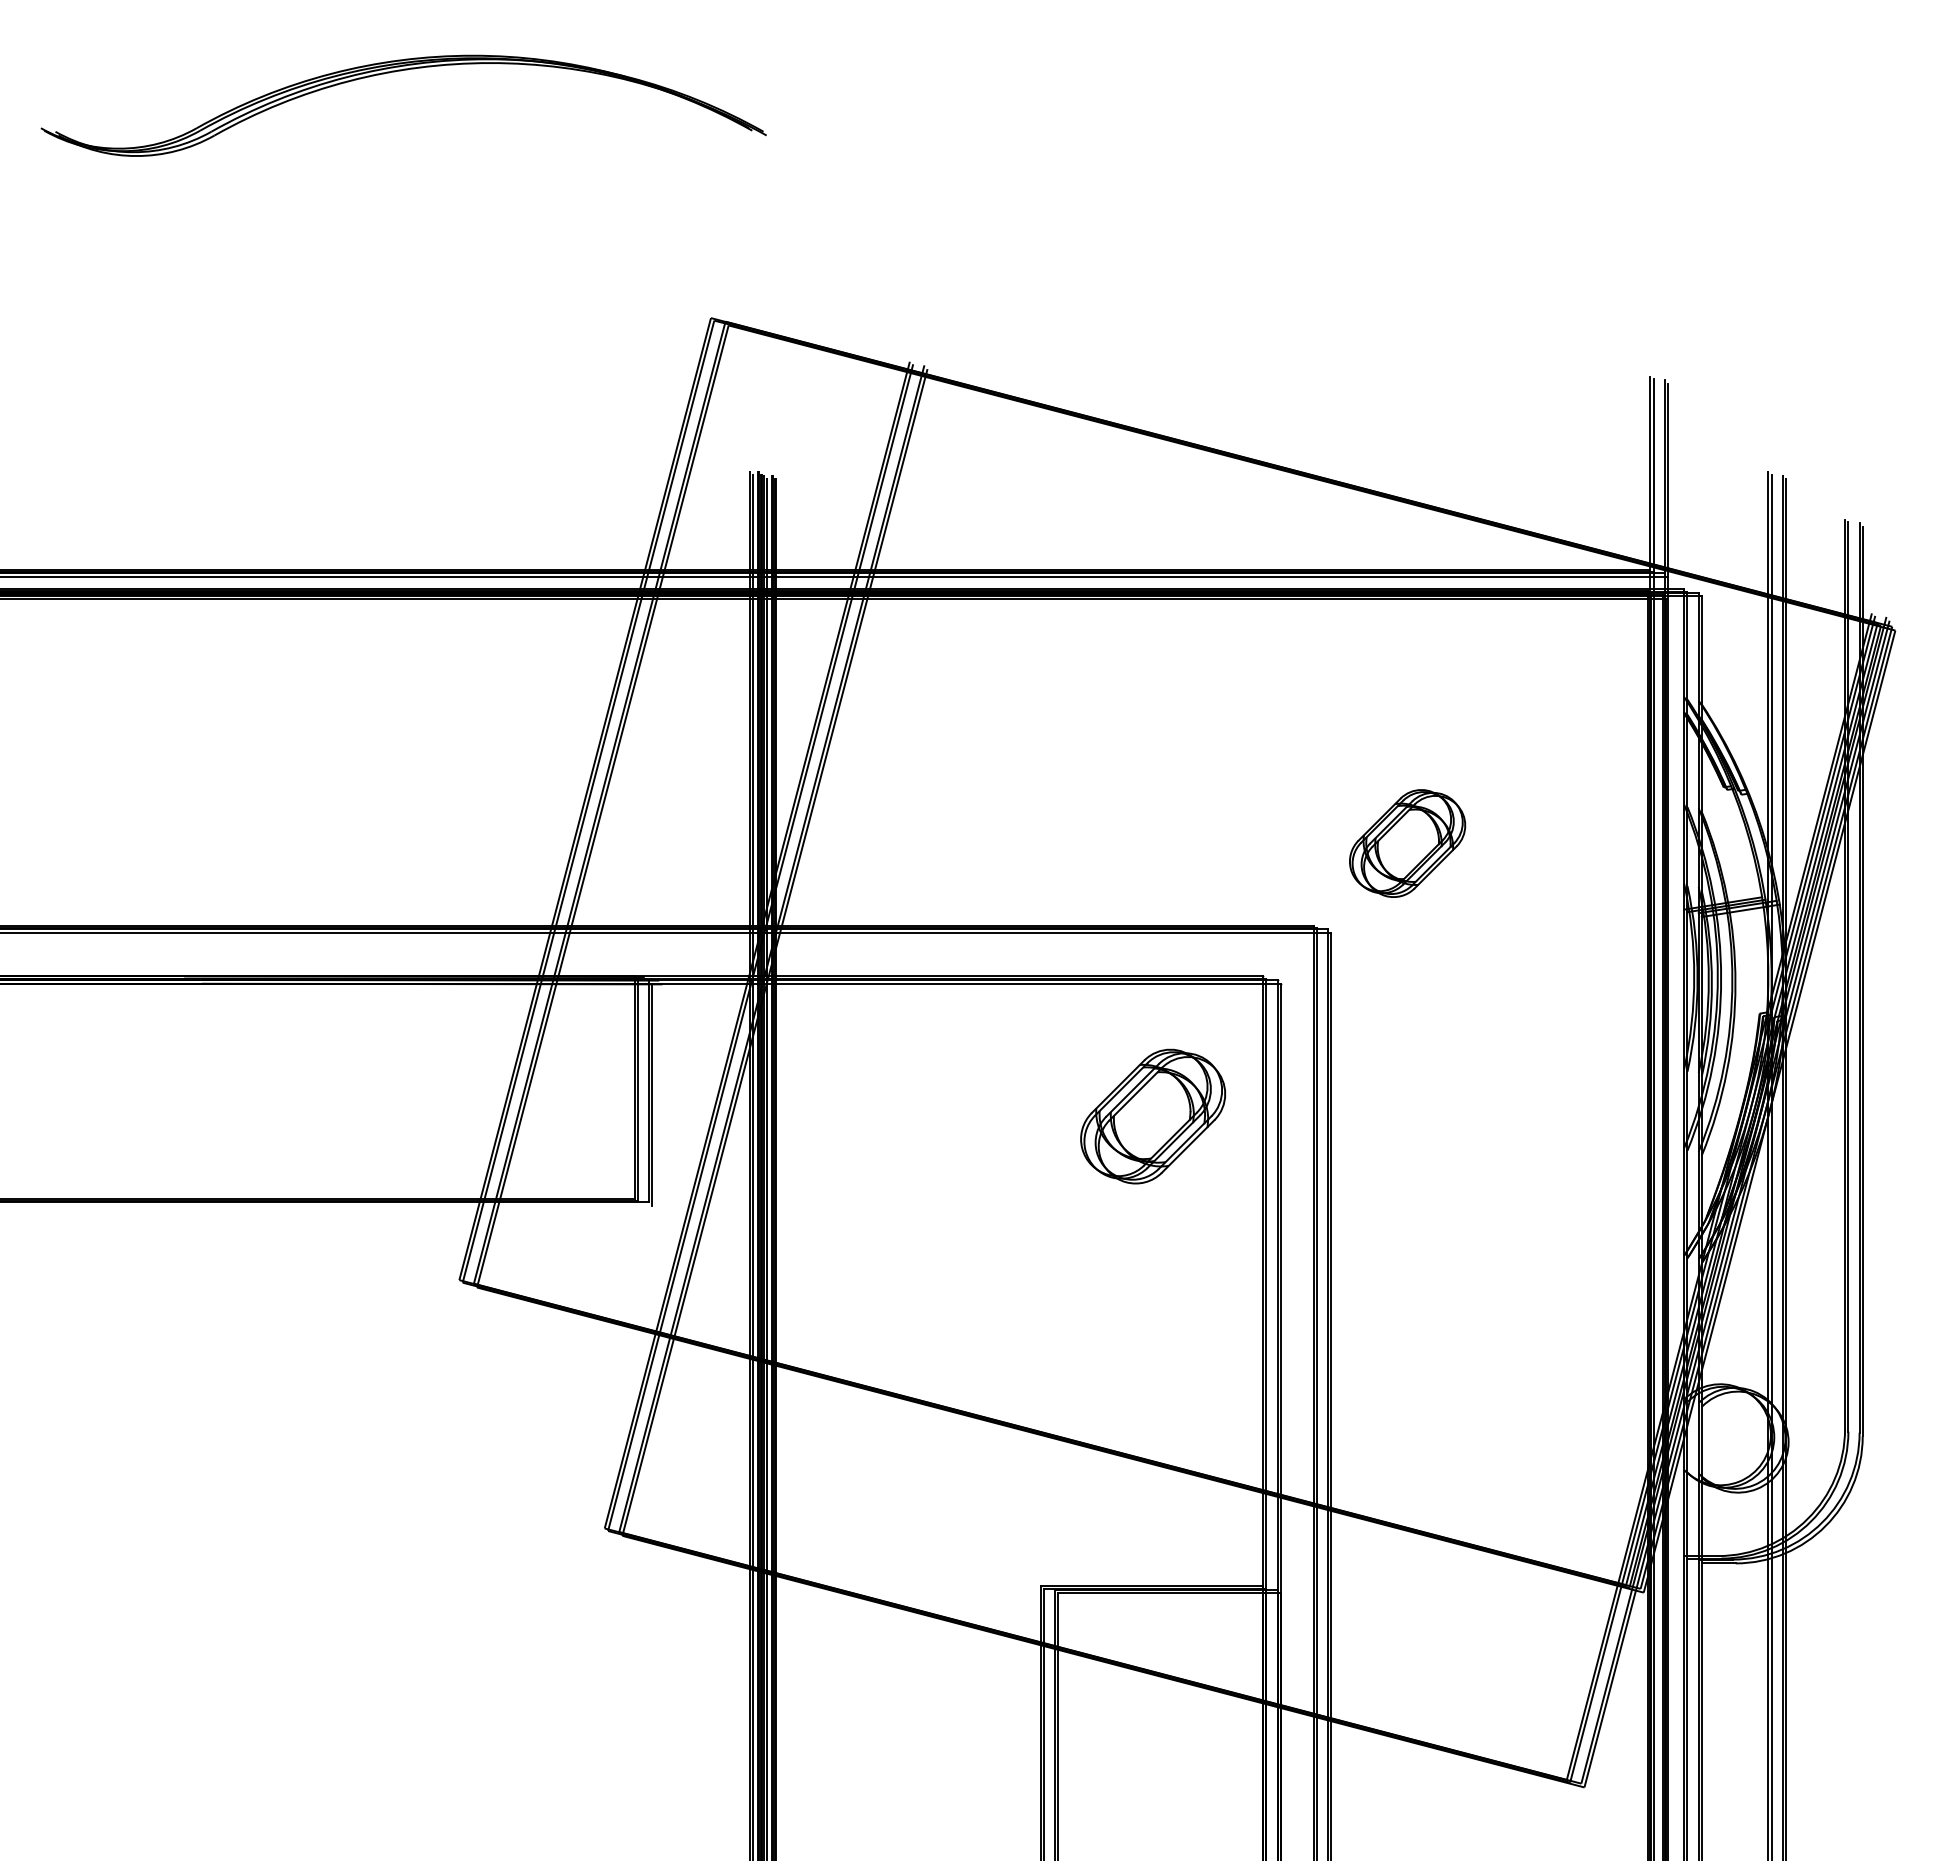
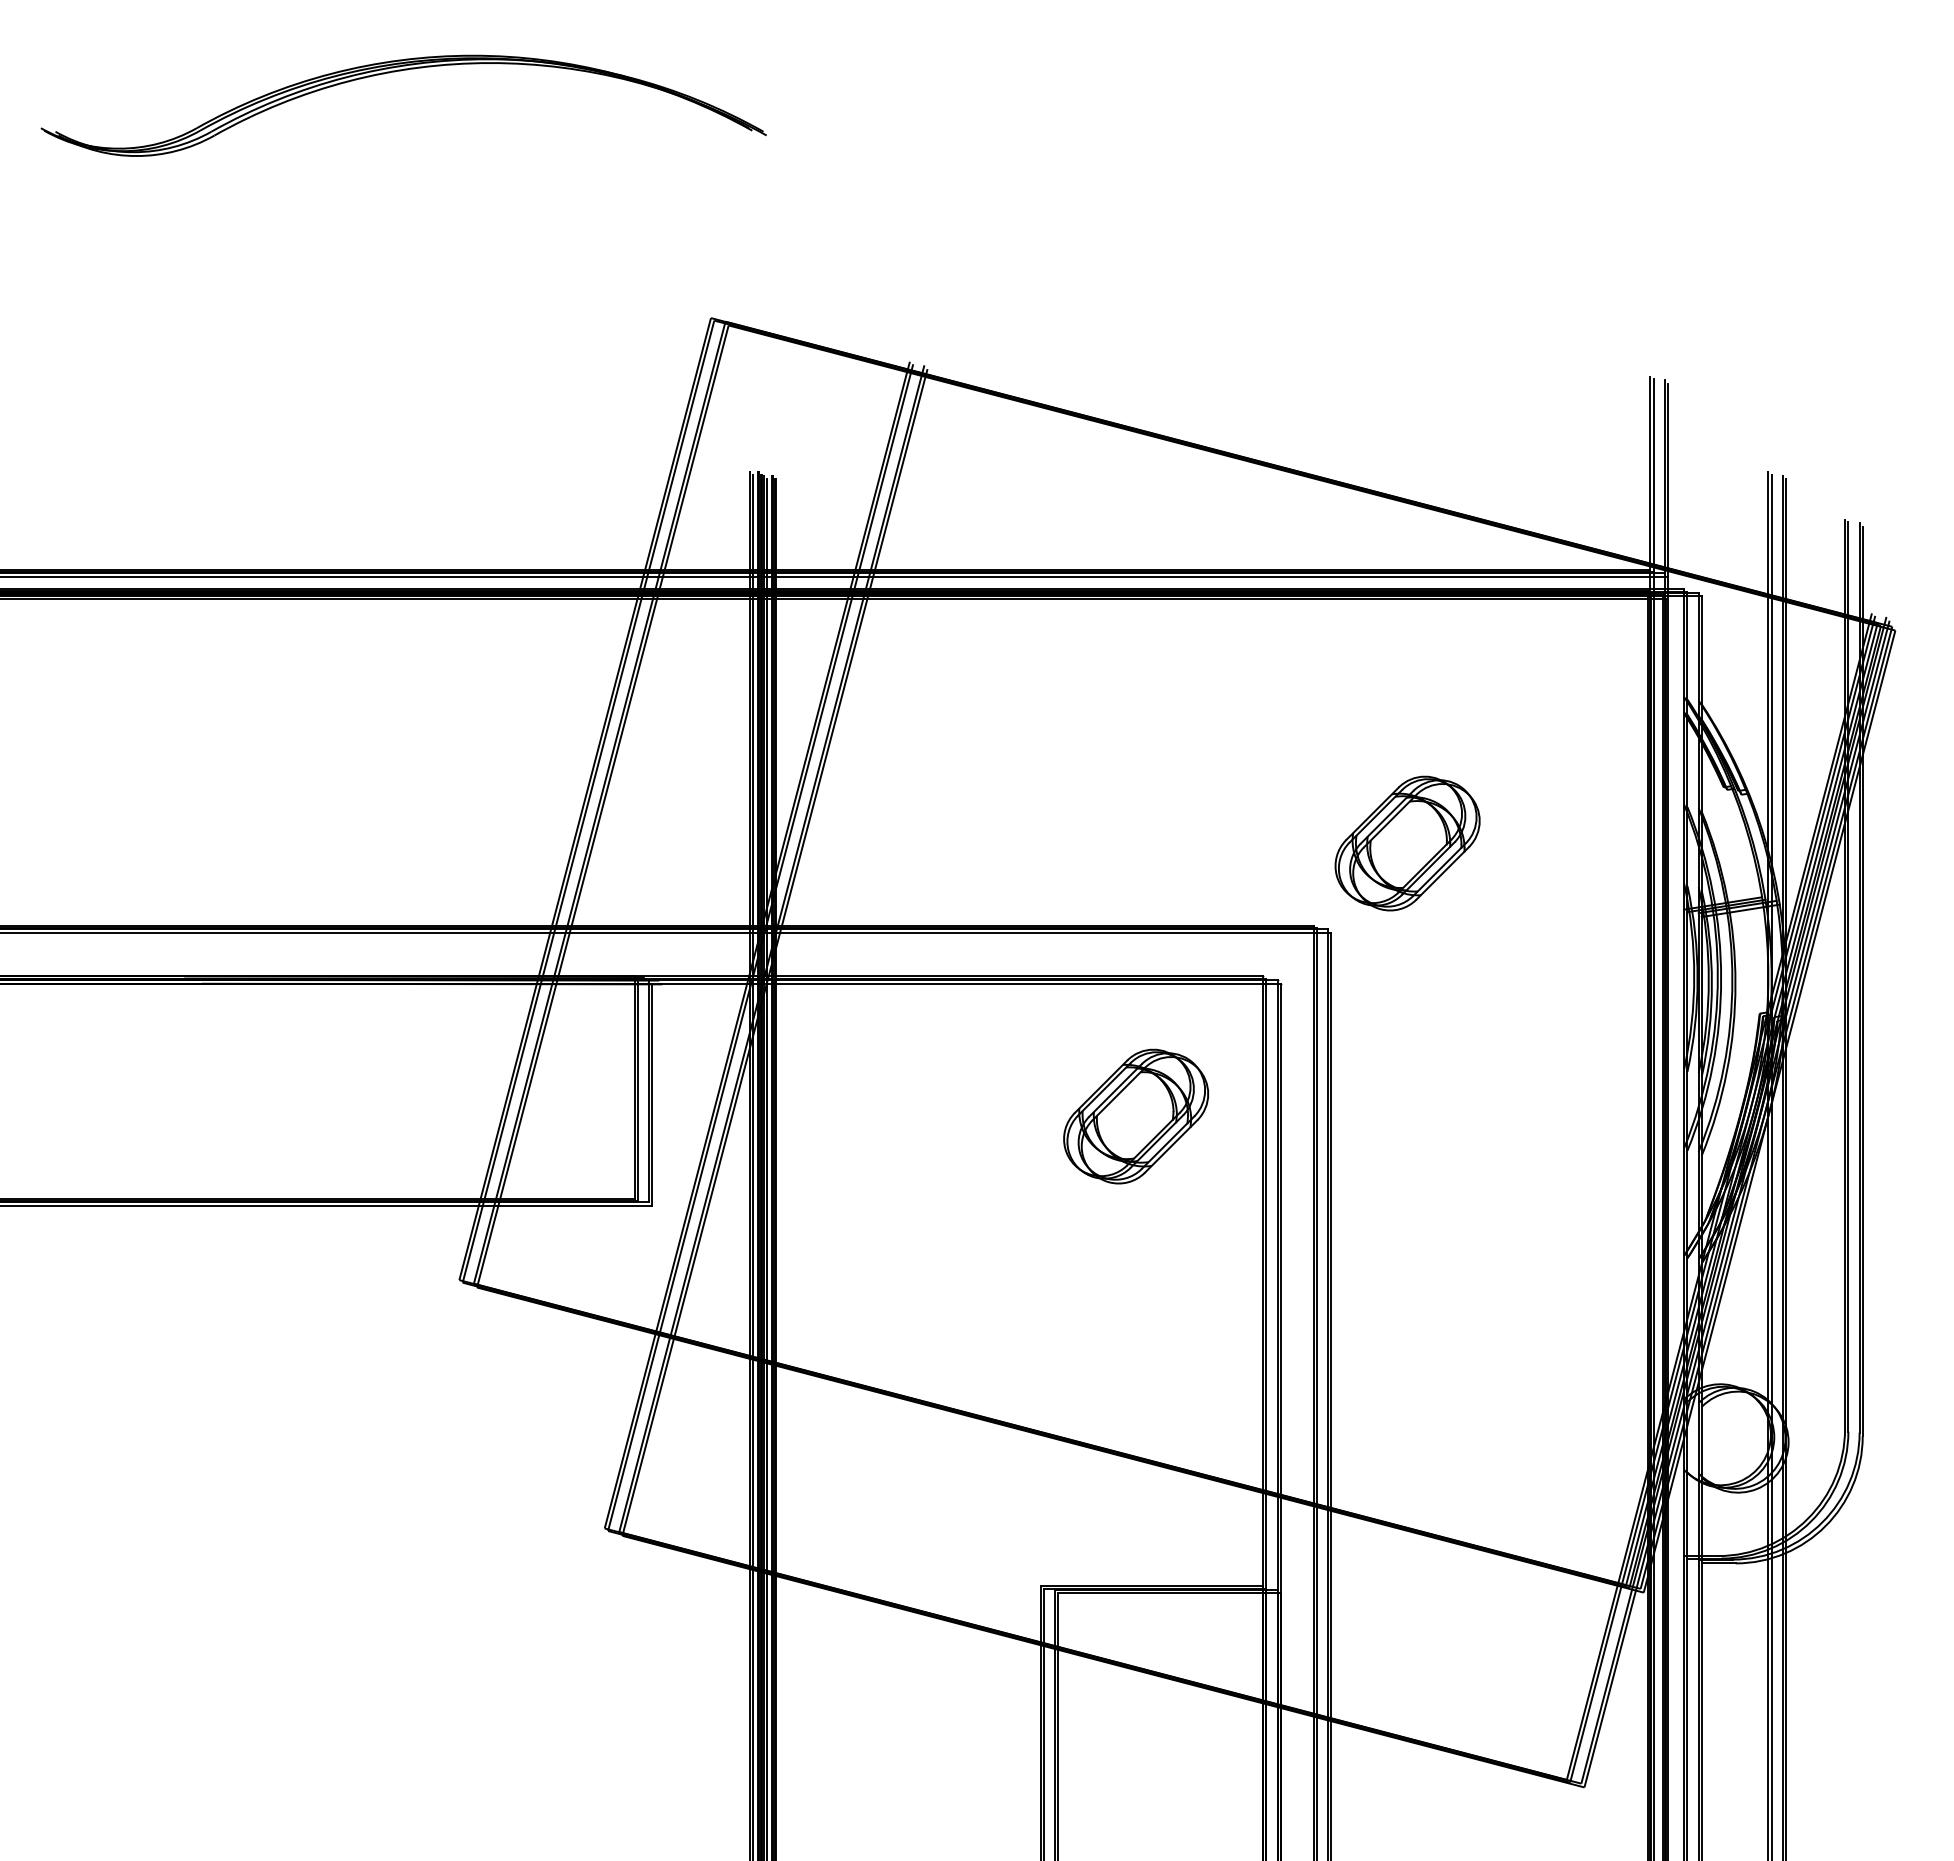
part size: 118x109 px -> 147x137 px (1407, 843)
part position: (1152, 1116) -> (1135, 1116) (1135, 1116)
line: none -> present (327, 1206)
